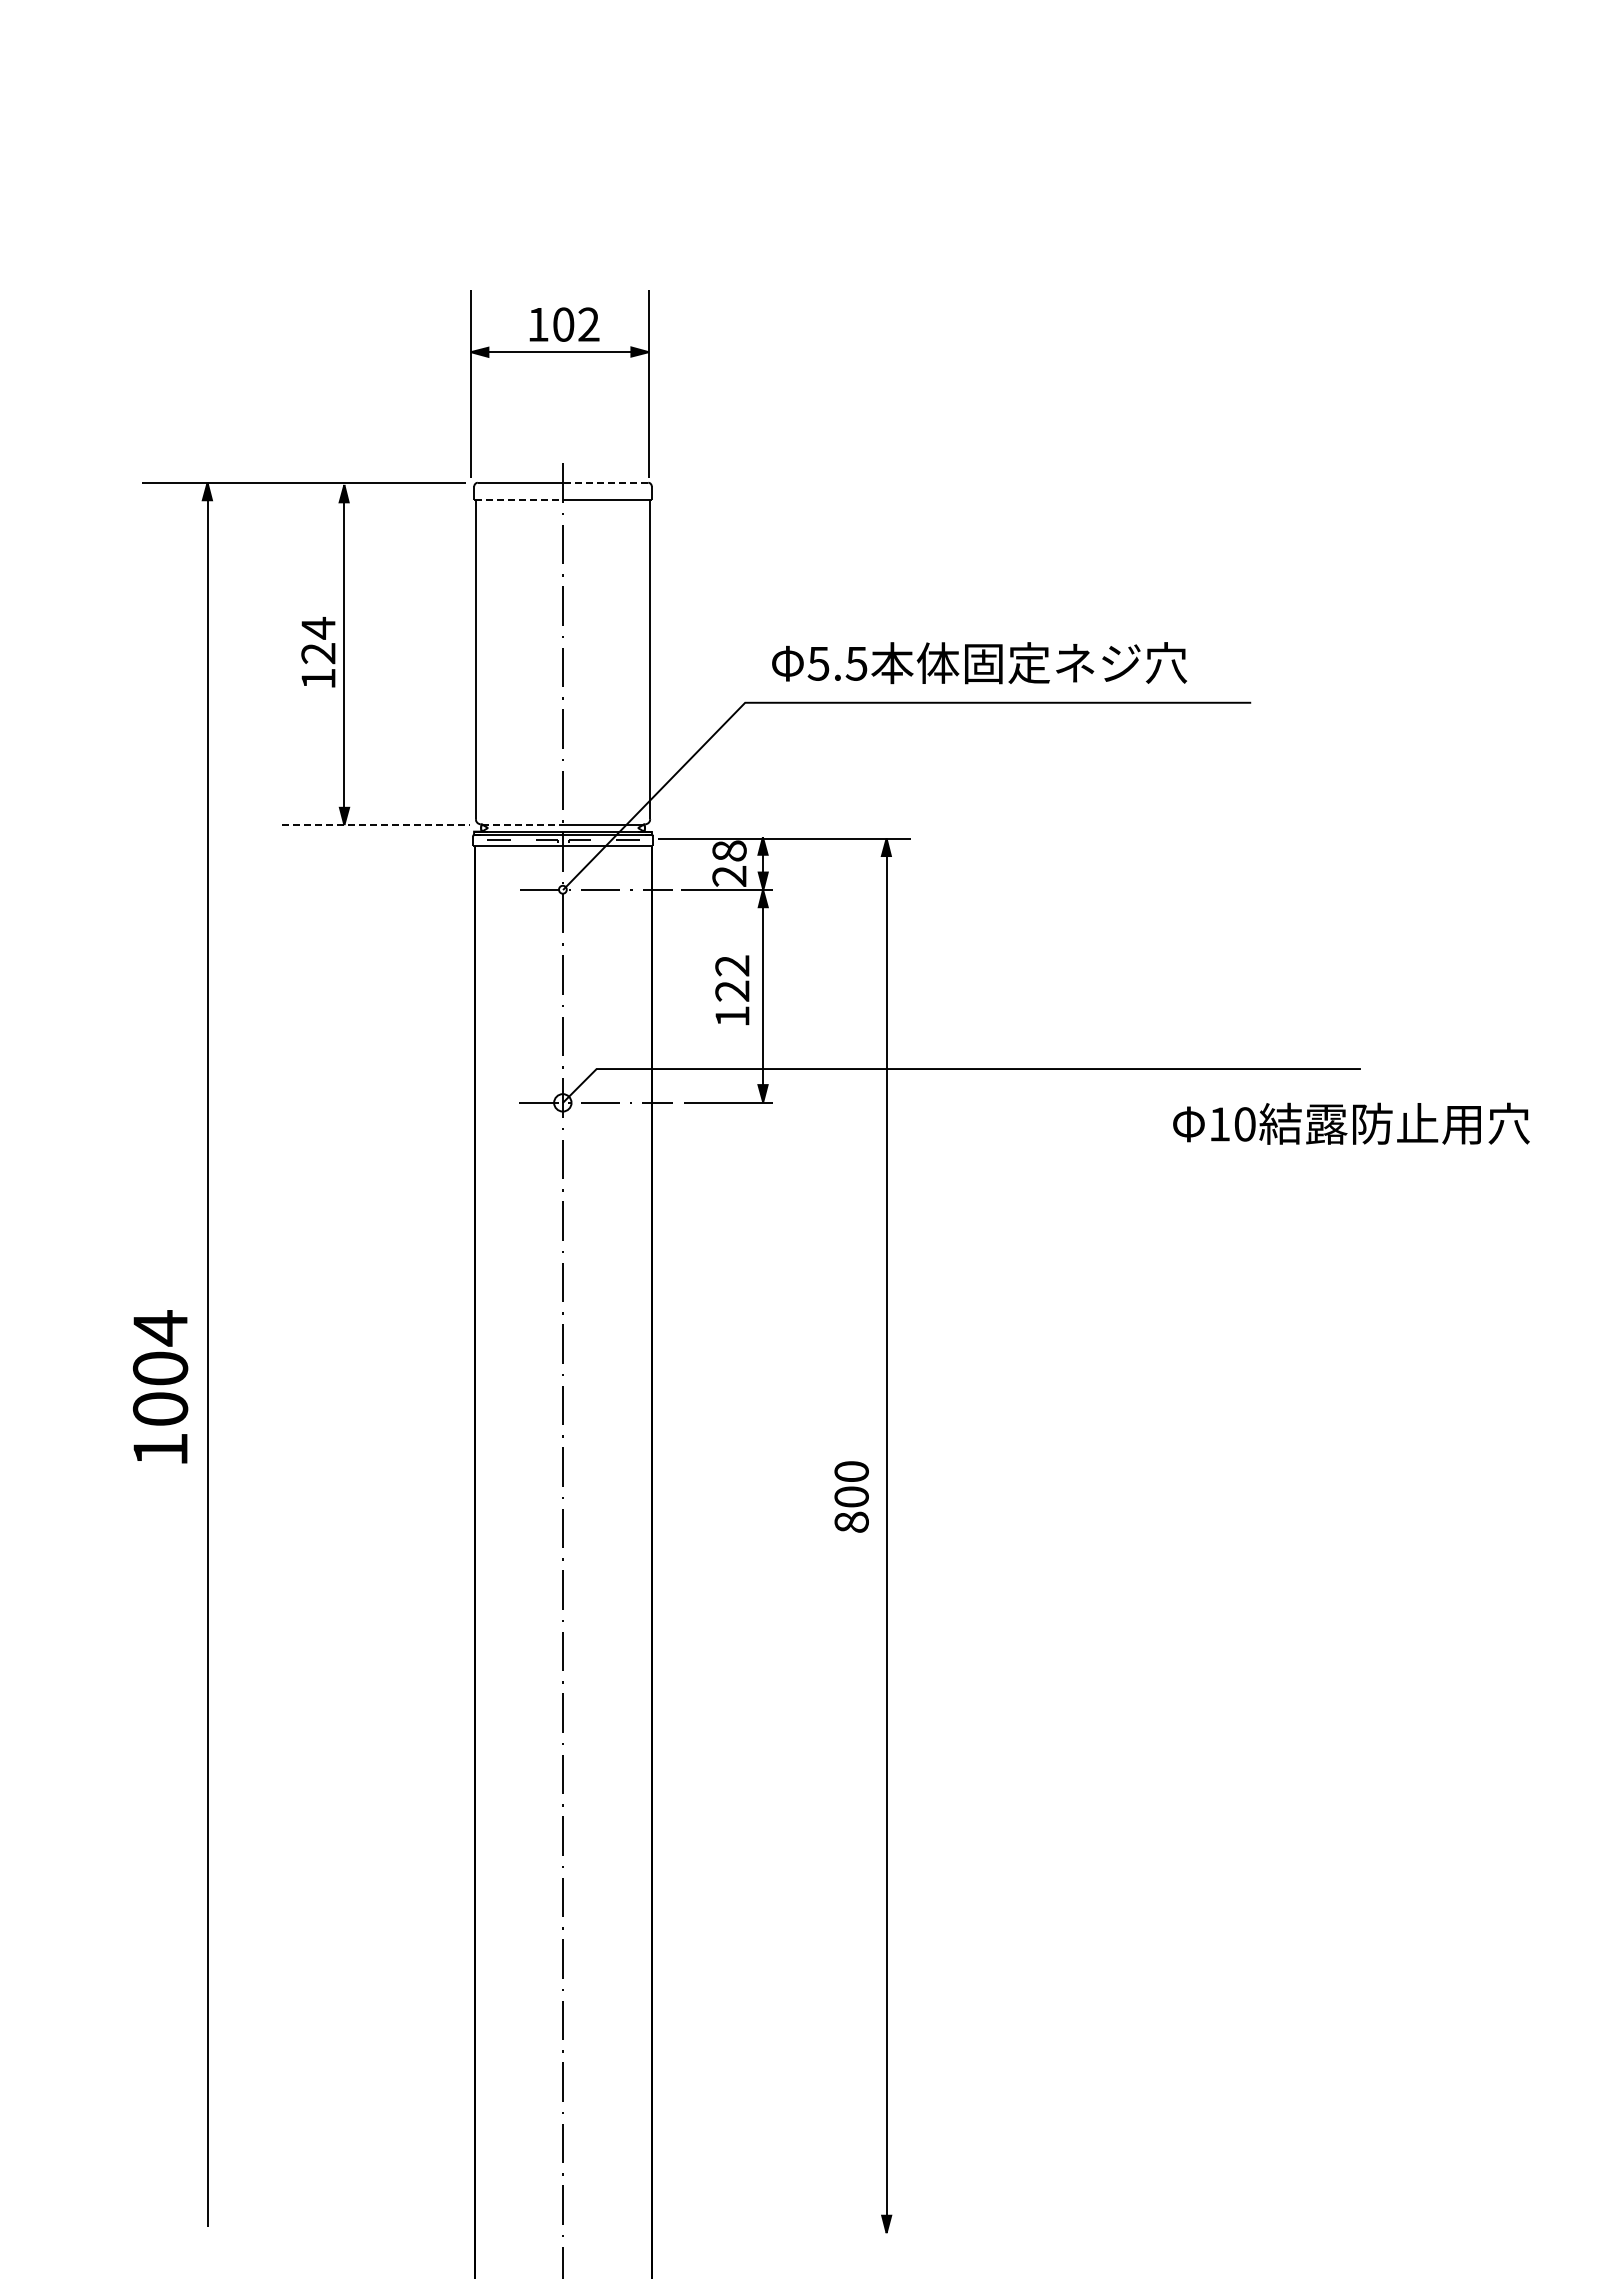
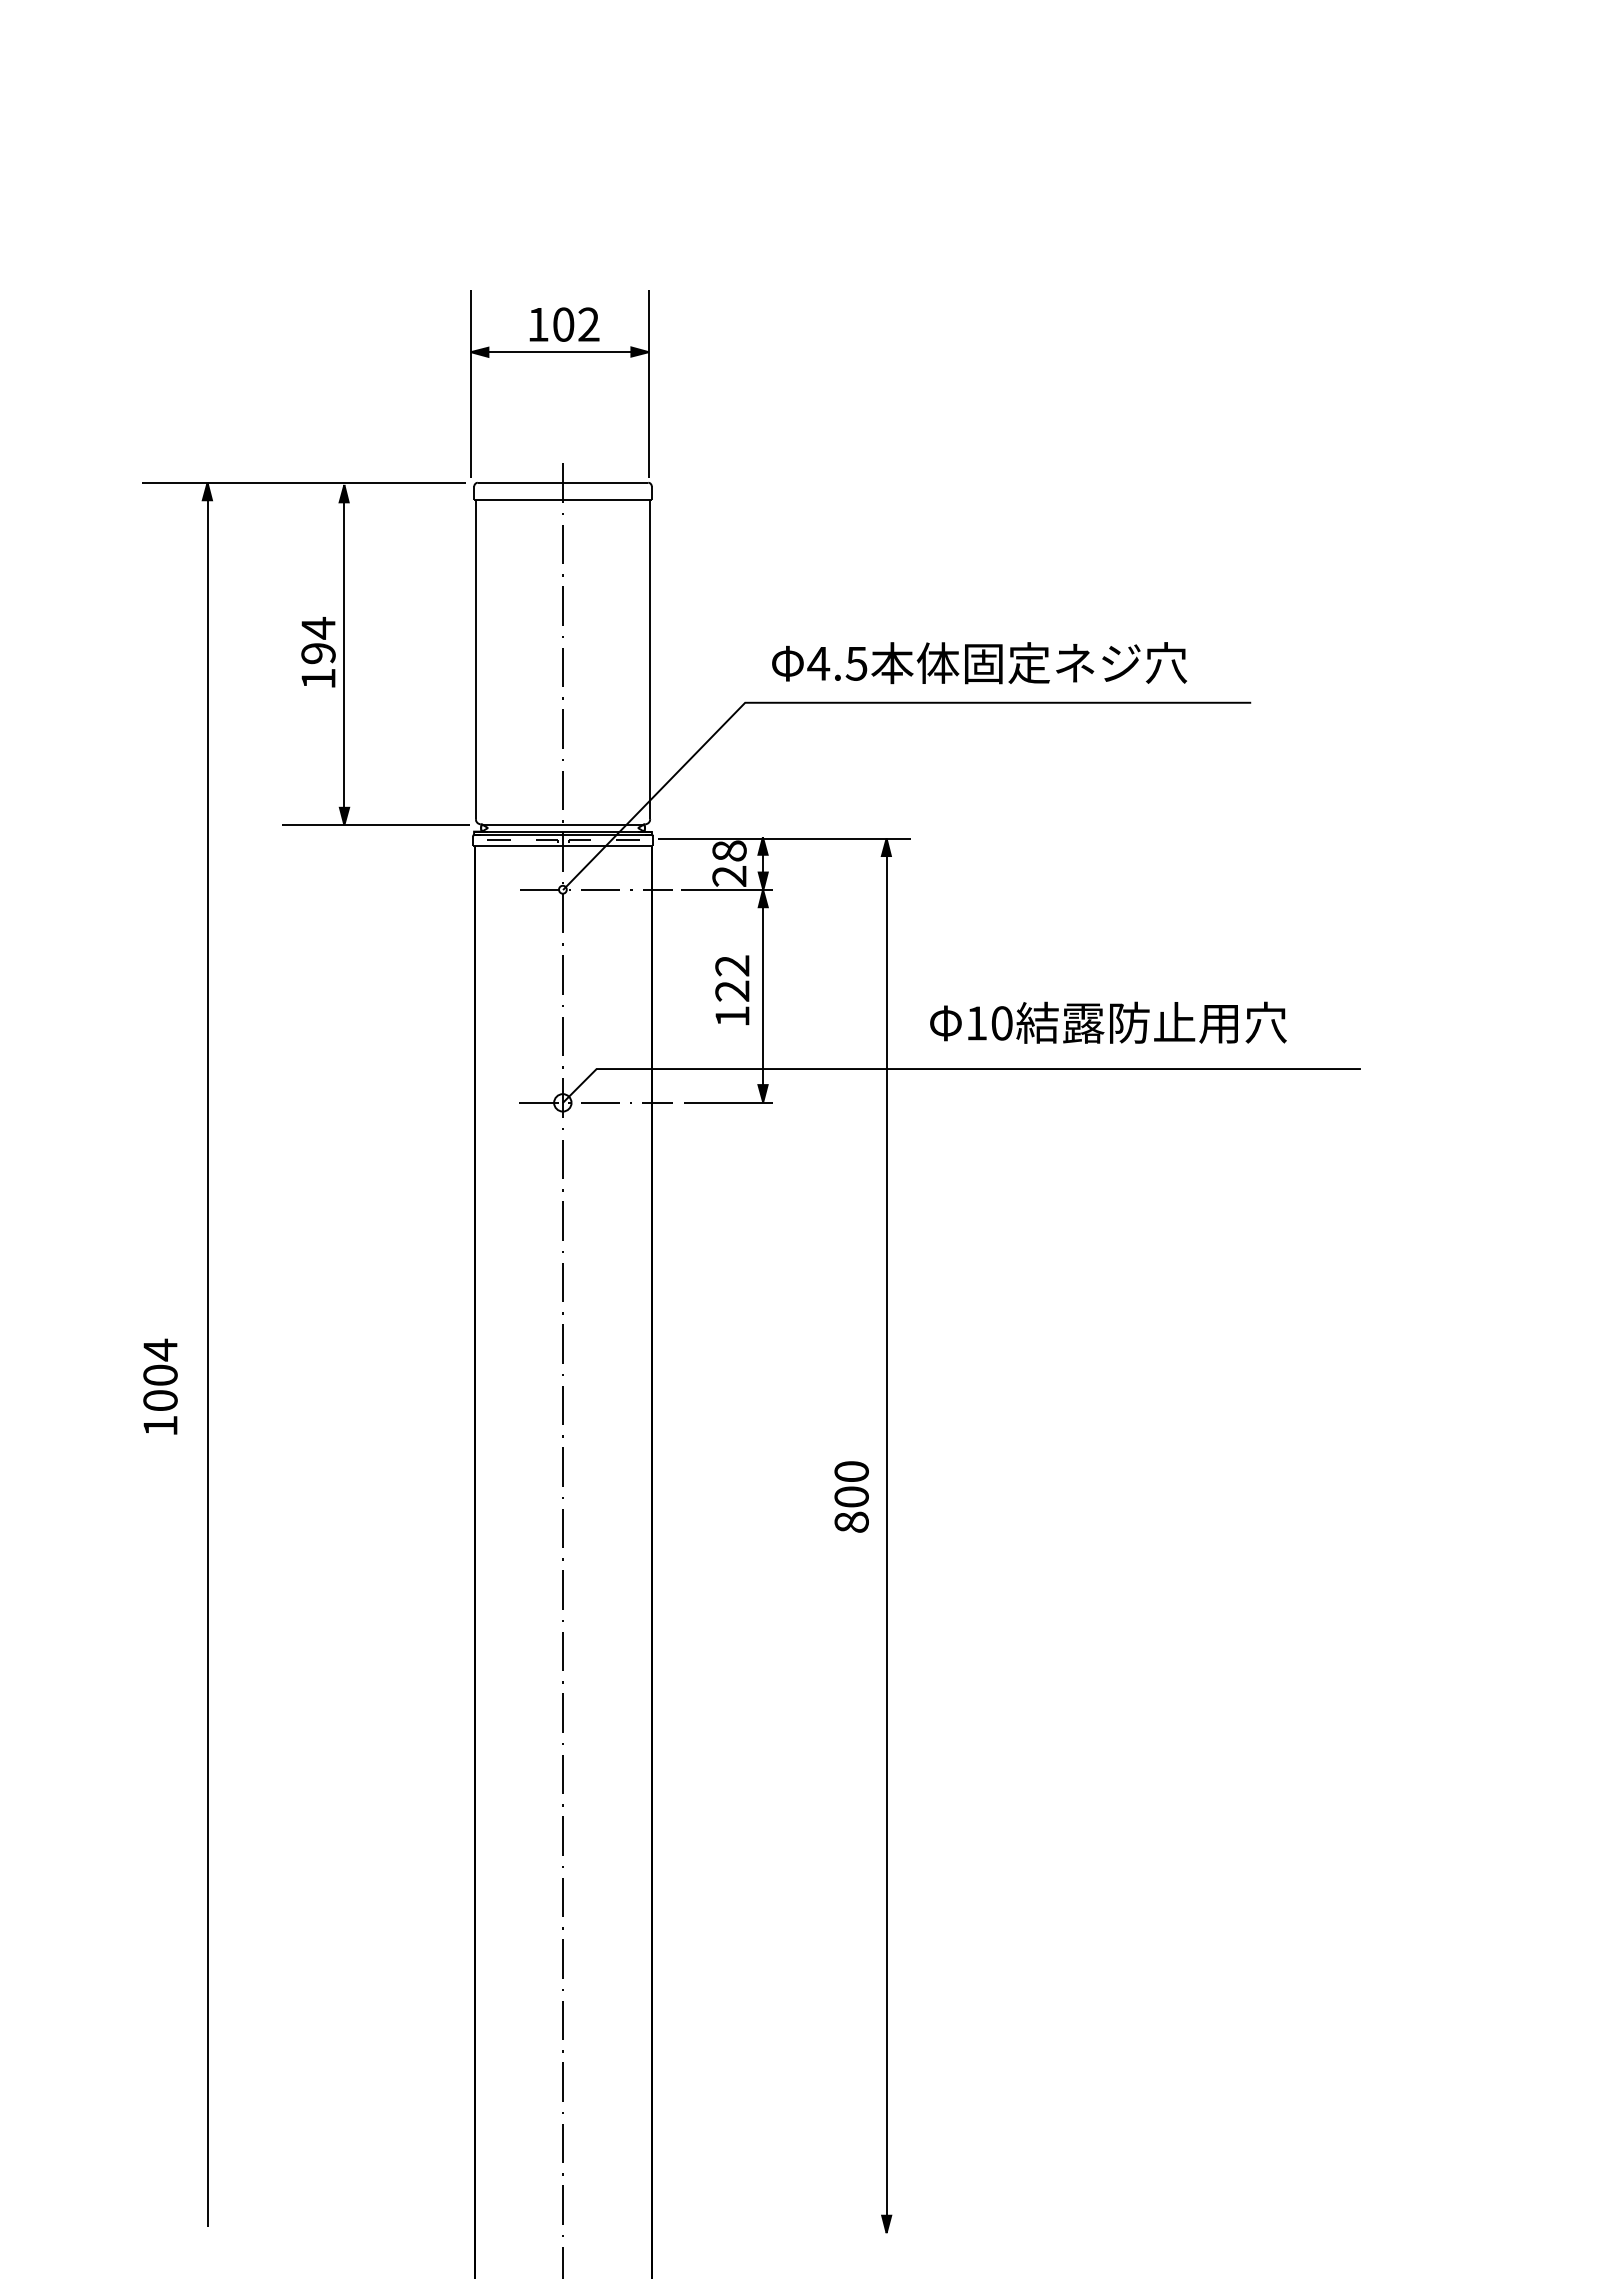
line: dashed -> solid (605, 482)
line: dashed -> solid (519, 499)
text: 124 -> 194 (318, 653)
text: 5.5 -> 4.5 (818, 663)
line: dashed -> solid (522, 824)
line: dashed -> solid (376, 825)
text position: (1351, 1123) -> (1108, 1022) (1108, 1022)
part size: 56x154 px -> 35x97 px (160, 1386)
